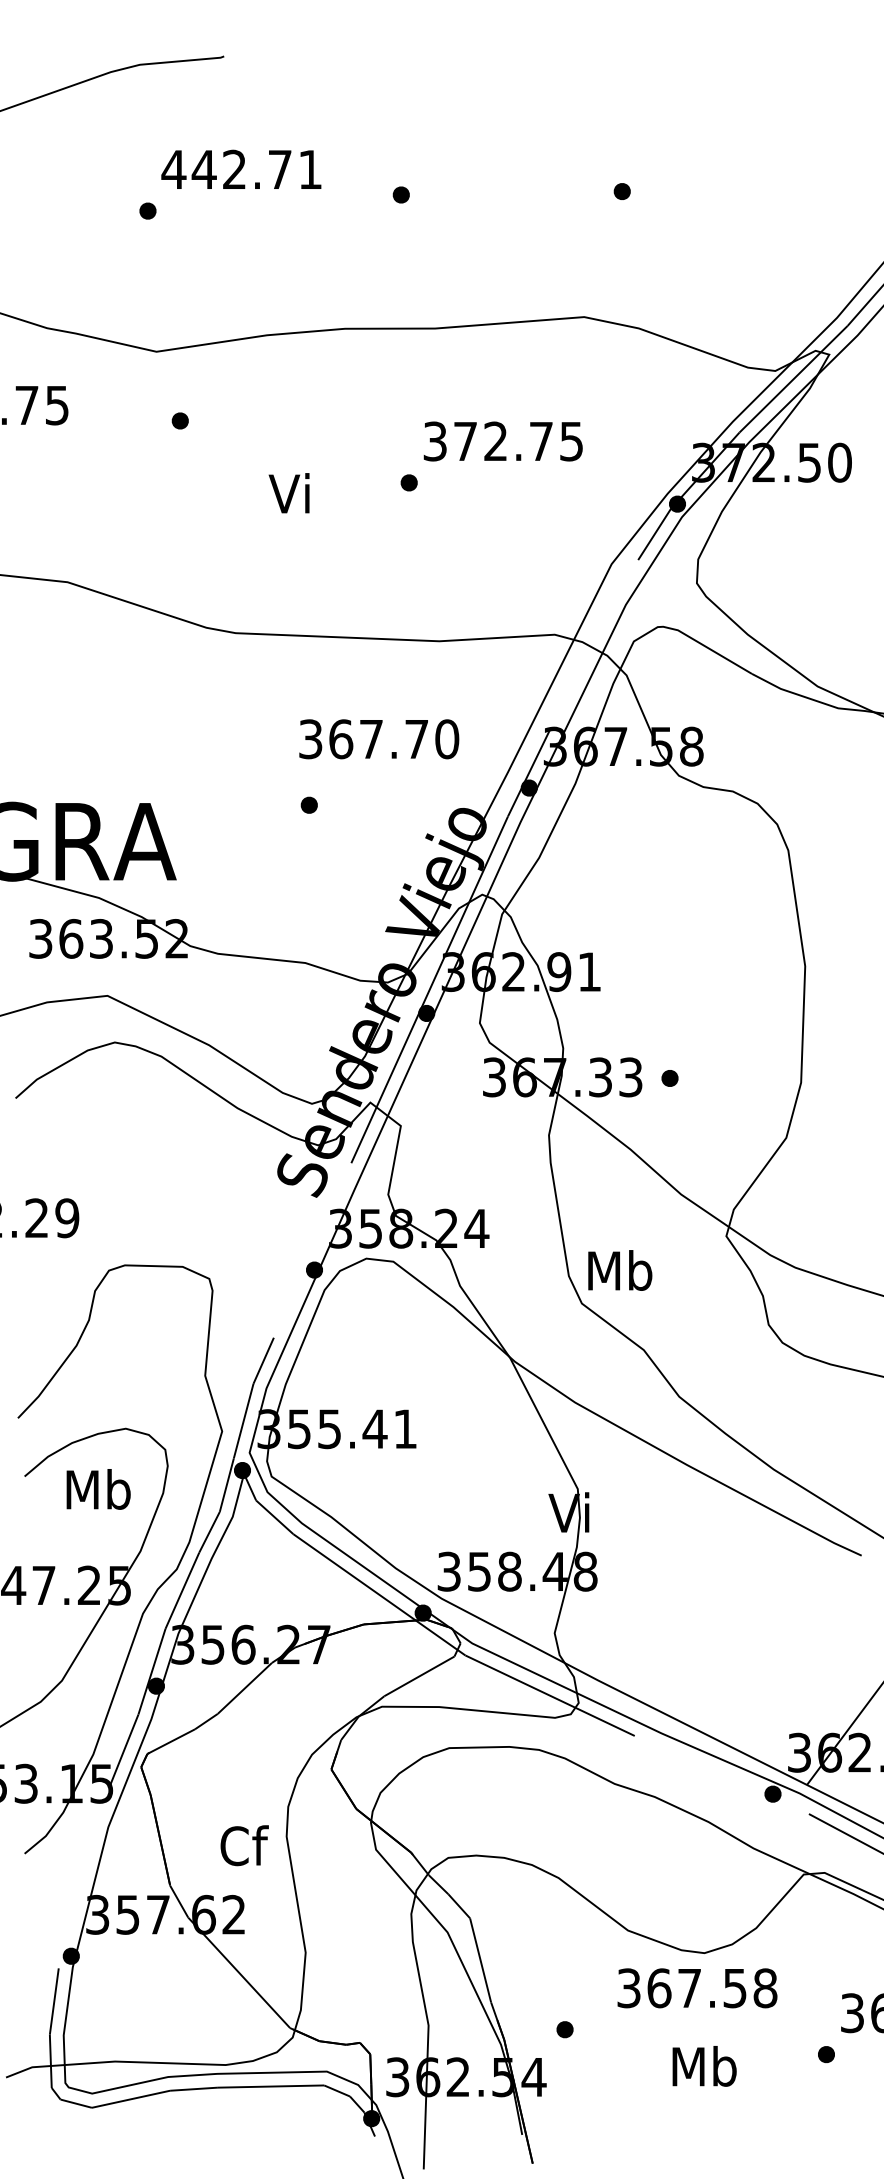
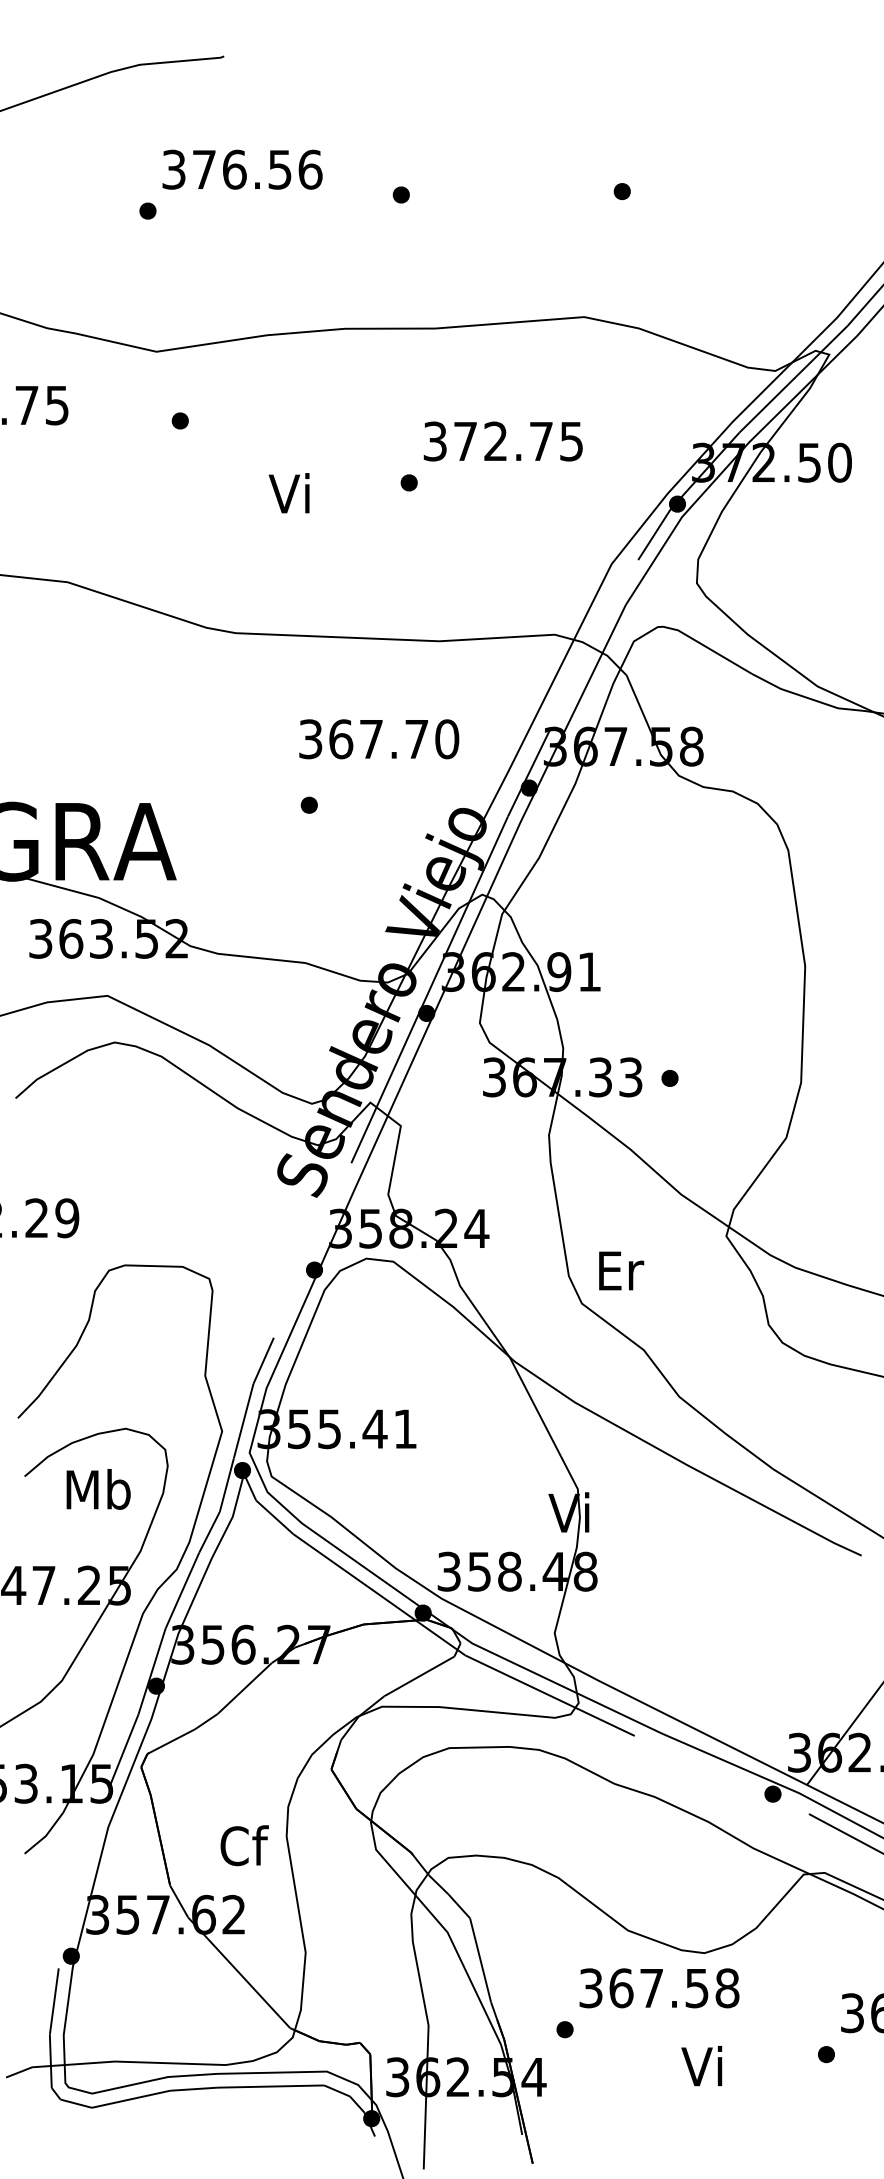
text: 442.71 -> 376.56 (241, 169)
text: Mb -> Er (620, 1270)
text position: (697, 1988) -> (659, 1988) (659, 1988)
text: Mb -> Vi (704, 2066)
